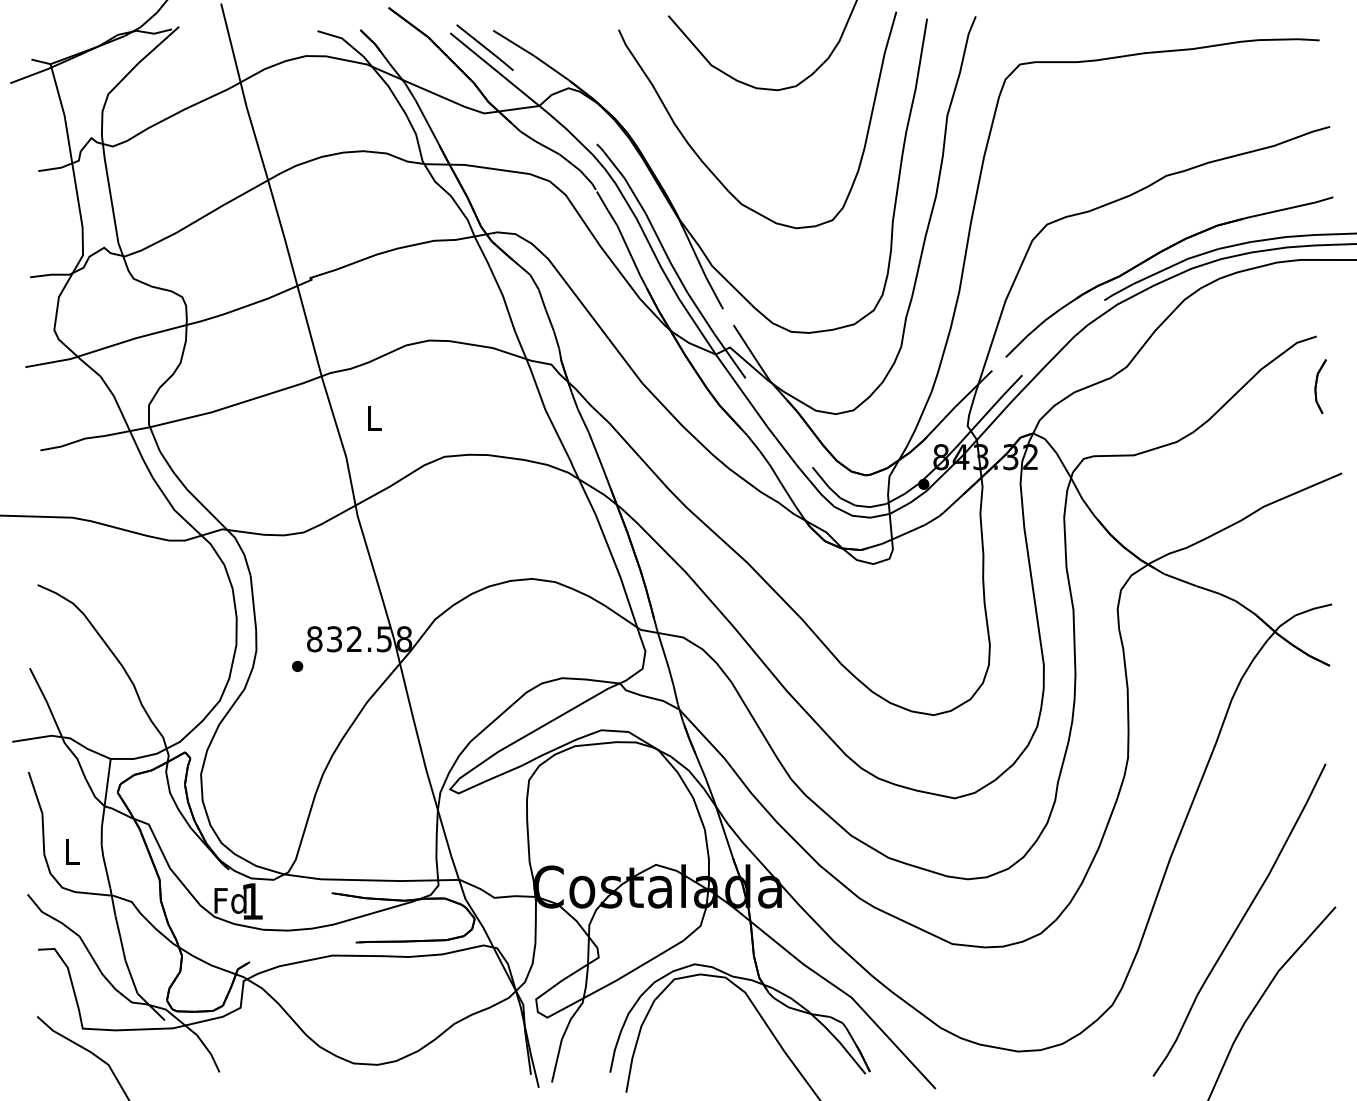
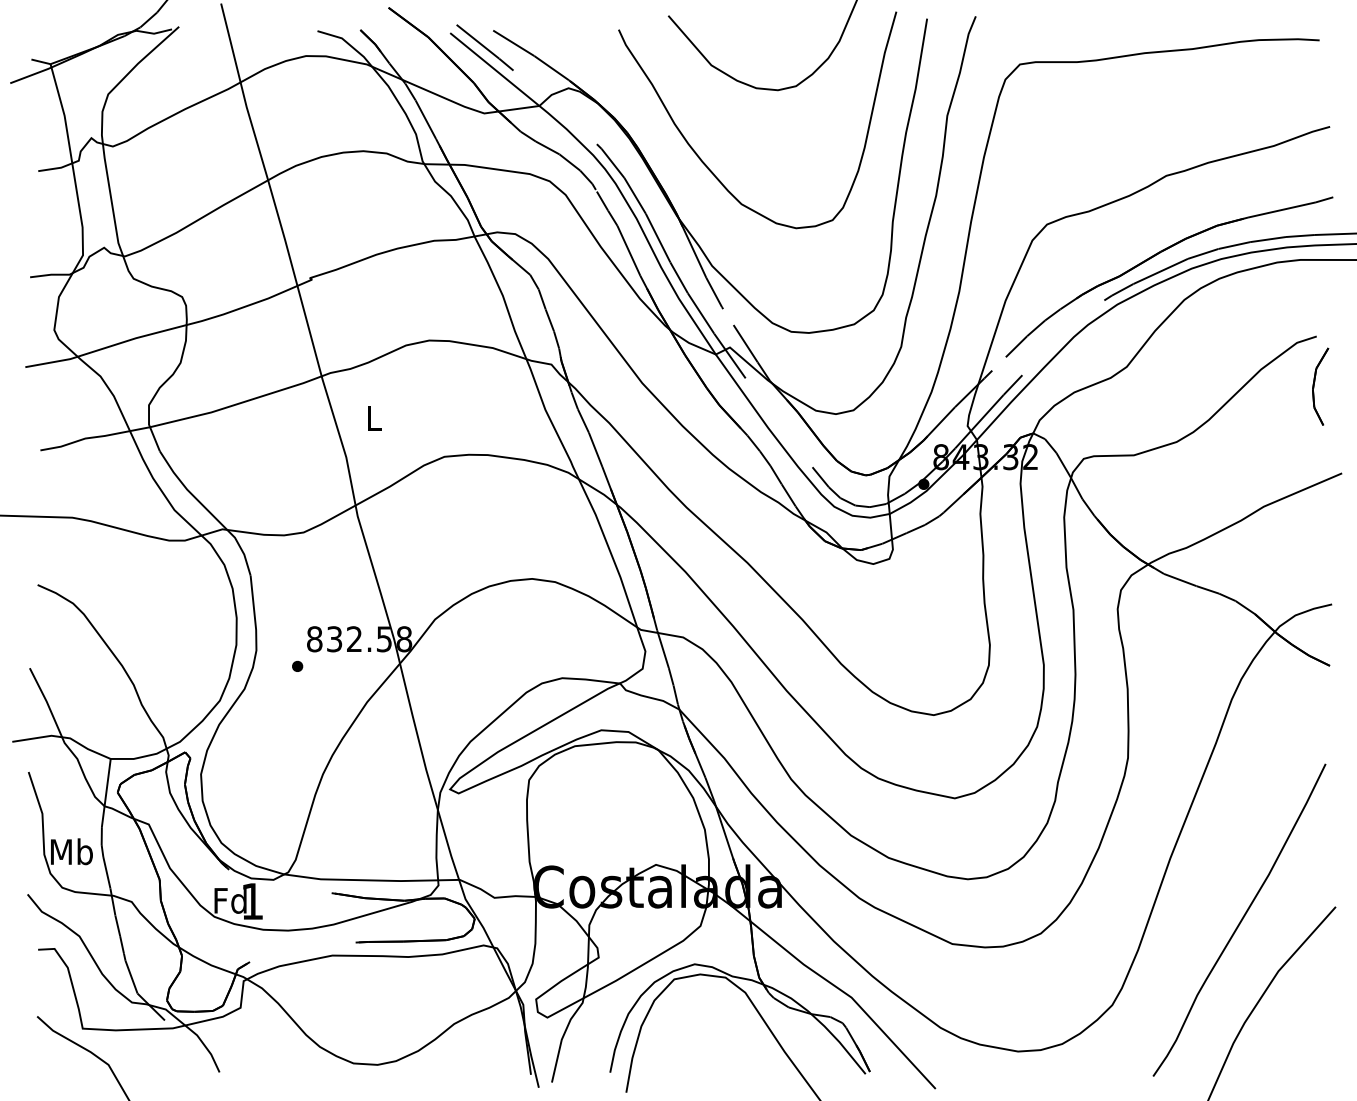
part size: 13x55 px -> 18x79 px (1320, 386)
text: L -> Mb (71, 851)
